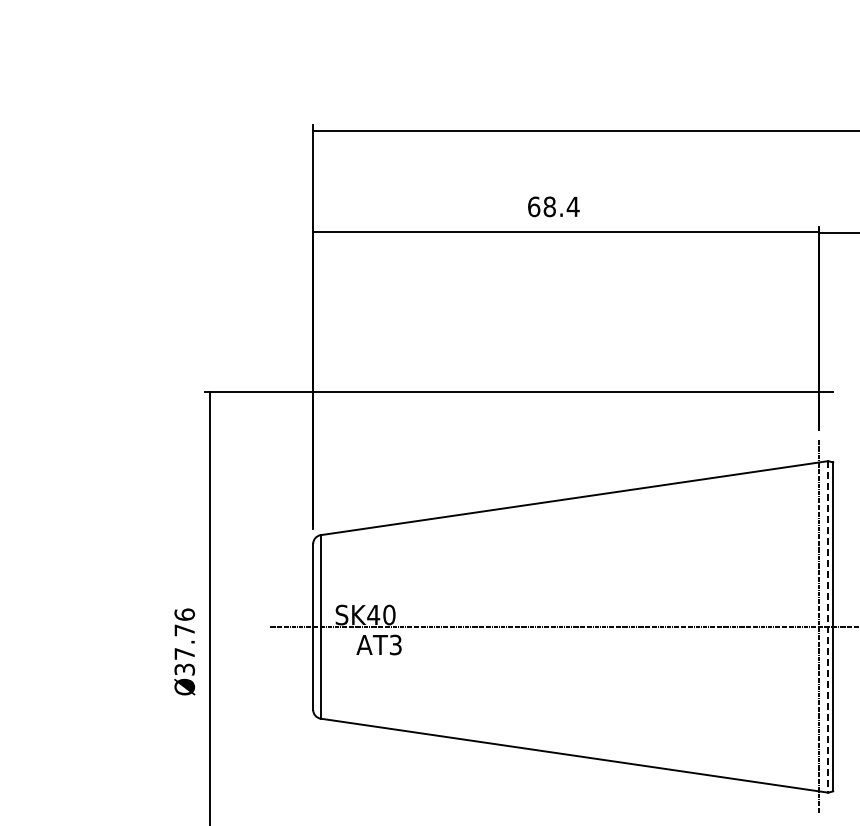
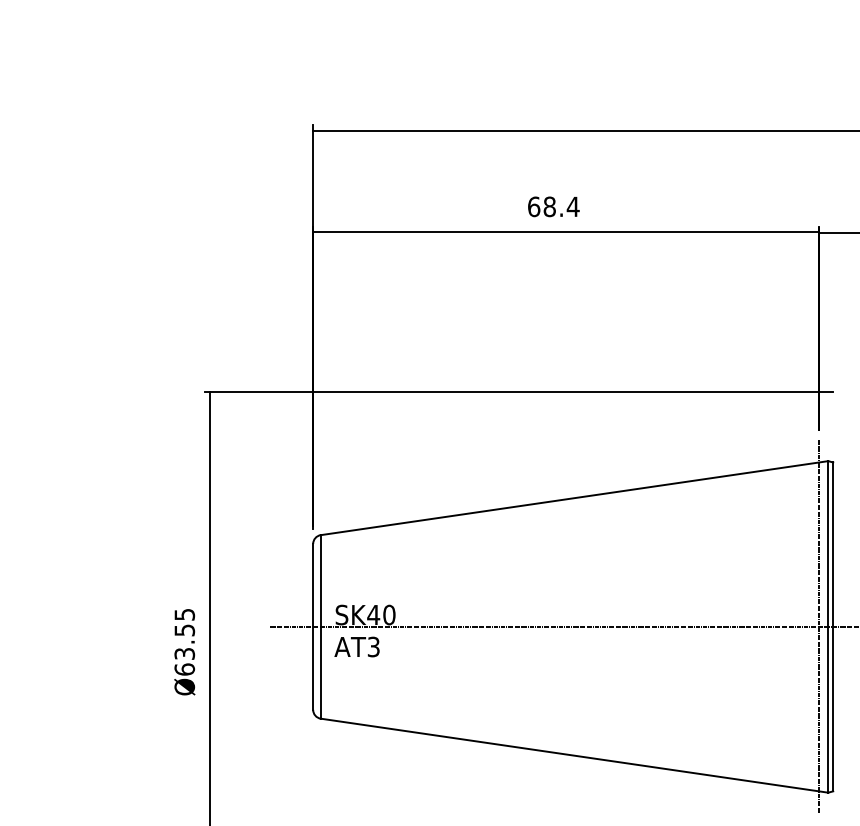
line: dashed -> solid (828, 626)
text: Ø37.76 -> Ø63.55 (184, 641)
text position: (378, 644) -> (356, 646) (356, 646)
